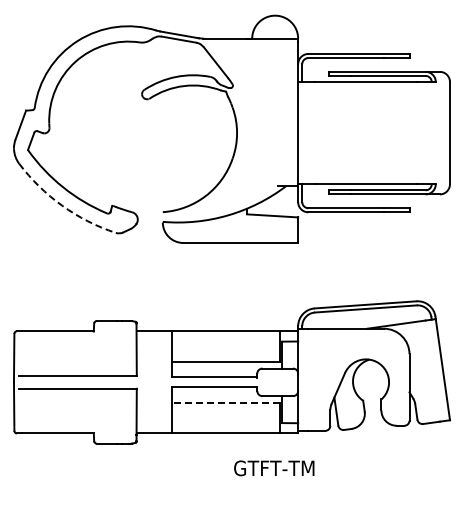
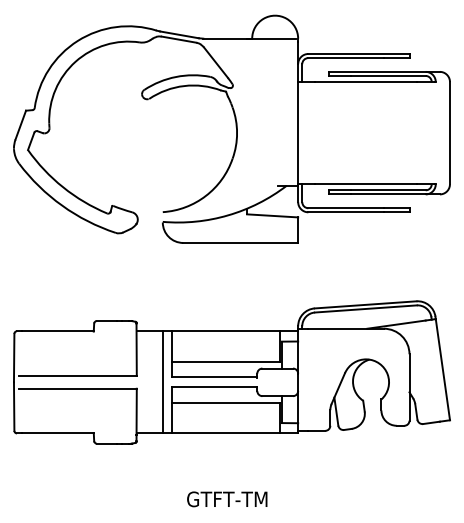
arc: dashed -> solid (62, 205)
line: none -> present (162, 382)
line: dashed -> solid (226, 402)
text position: (274, 468) -> (227, 499) (227, 499)
